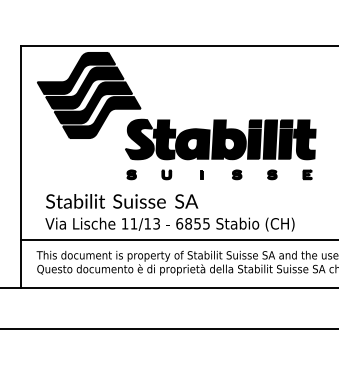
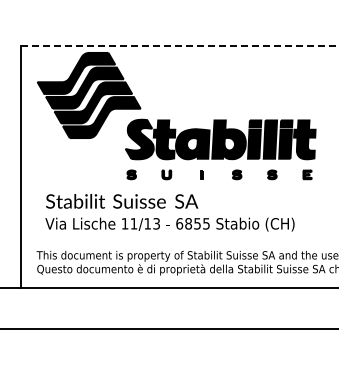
line: solid -> dashed (180, 45)
line: present -> none (178, 239)
